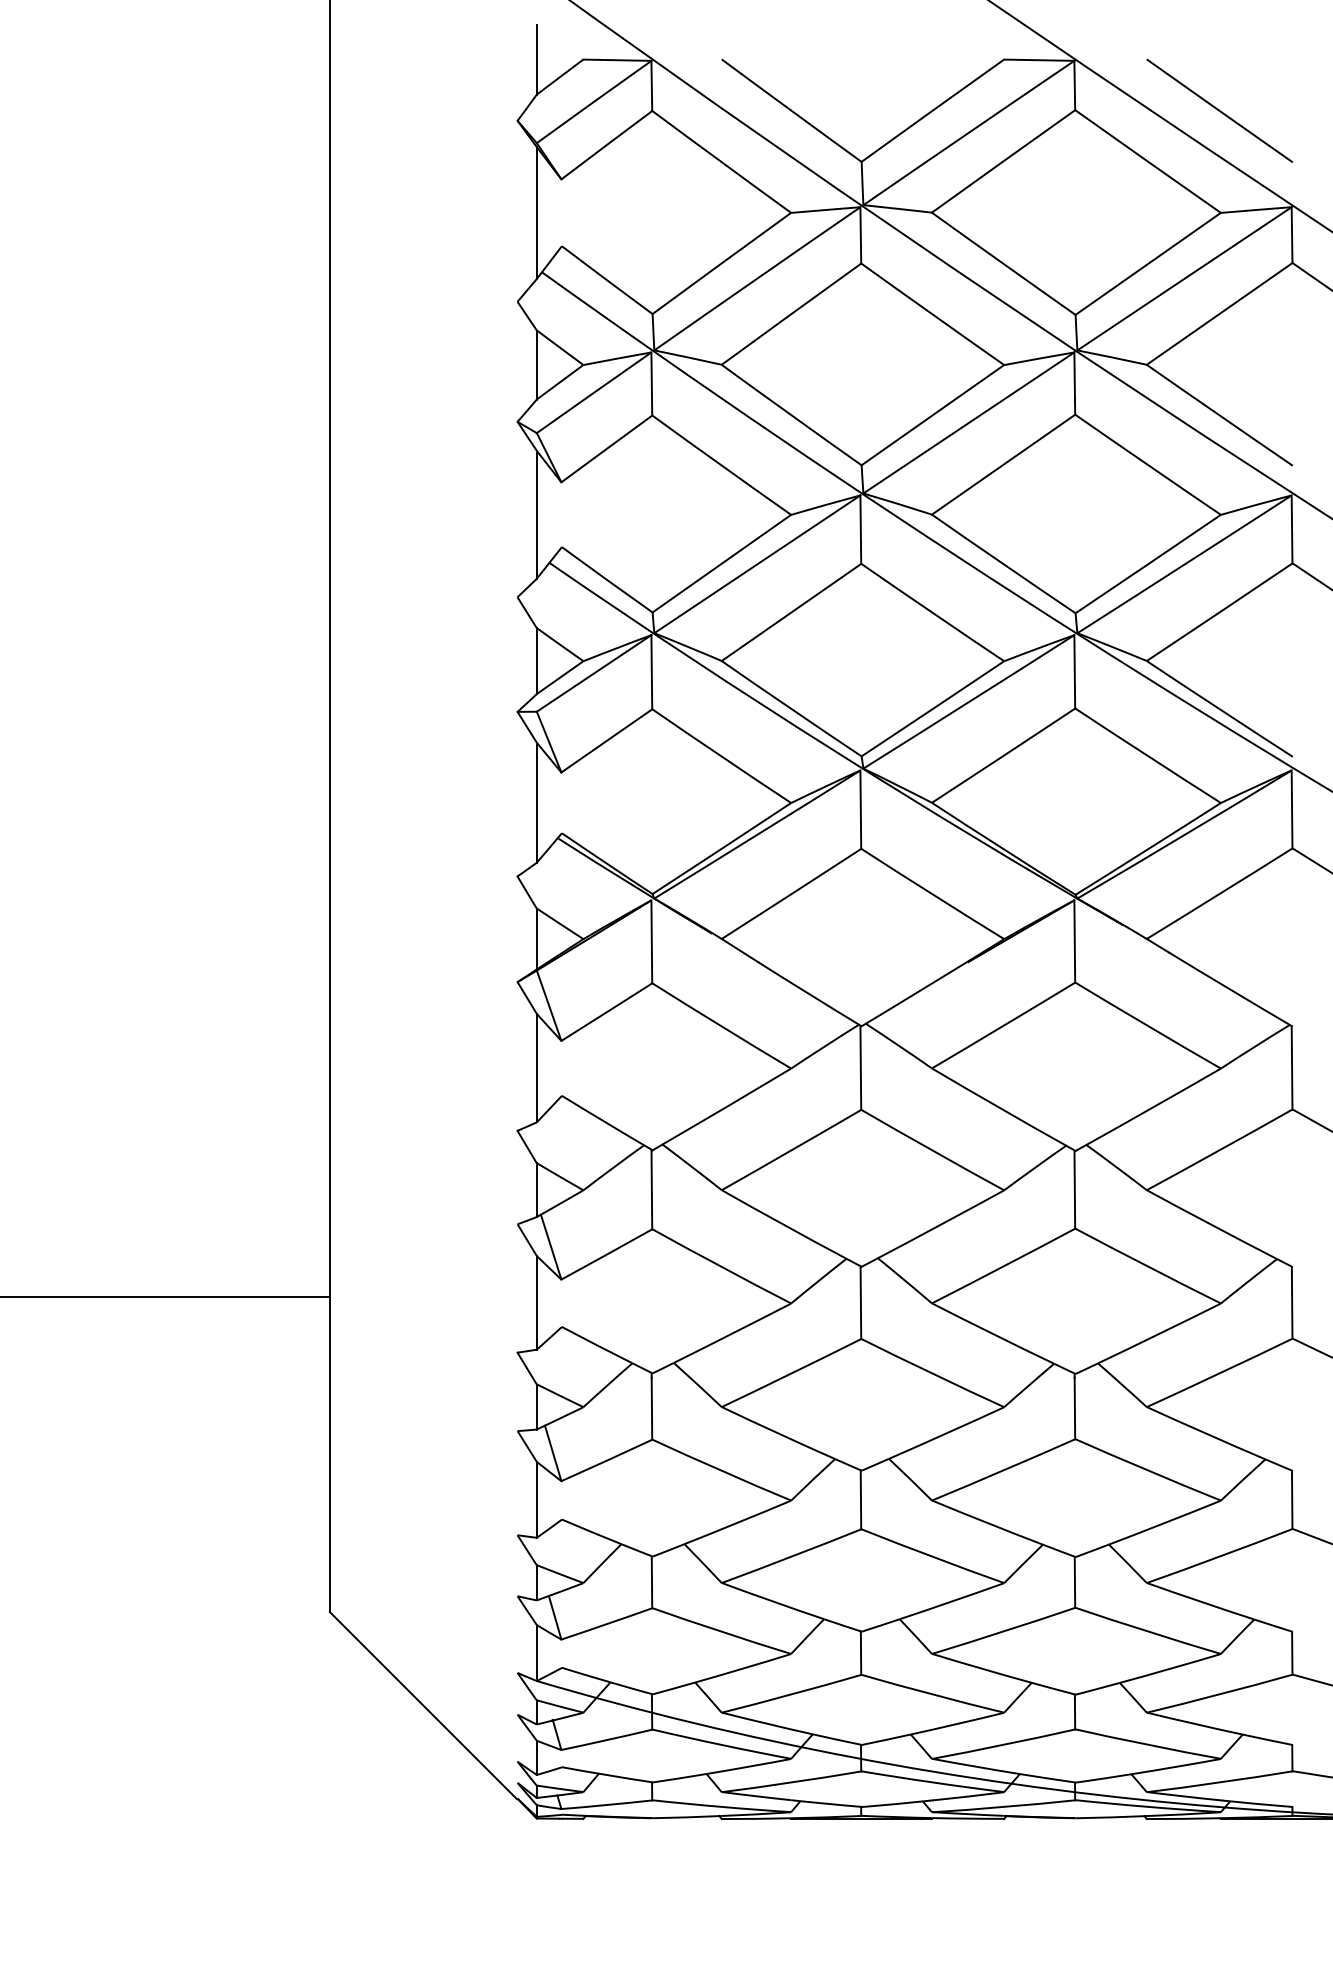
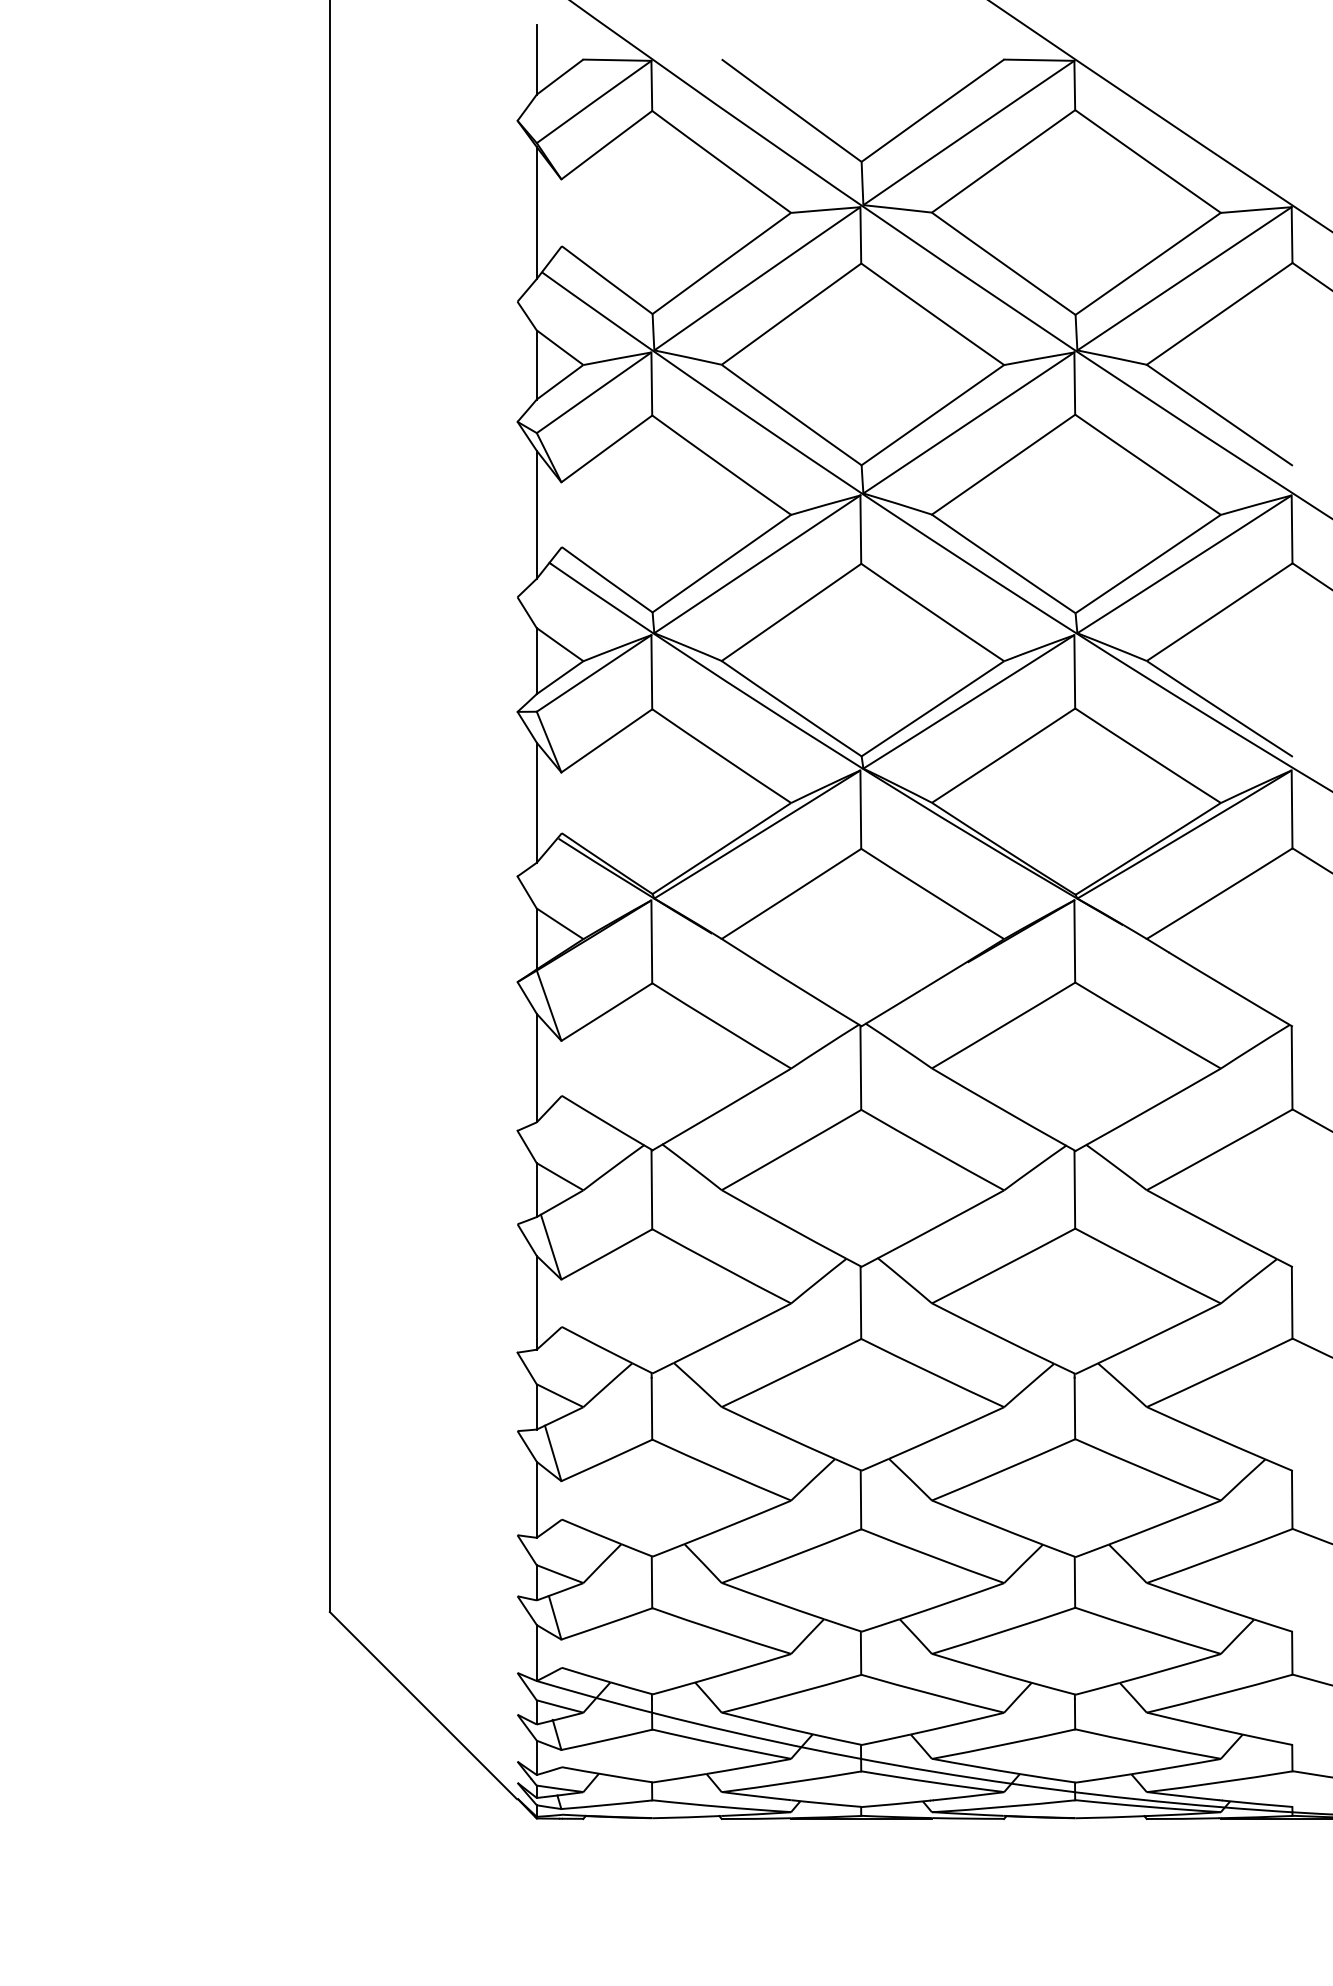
line: present -> none (1219, 110)
line: present -> none (165, 1297)
